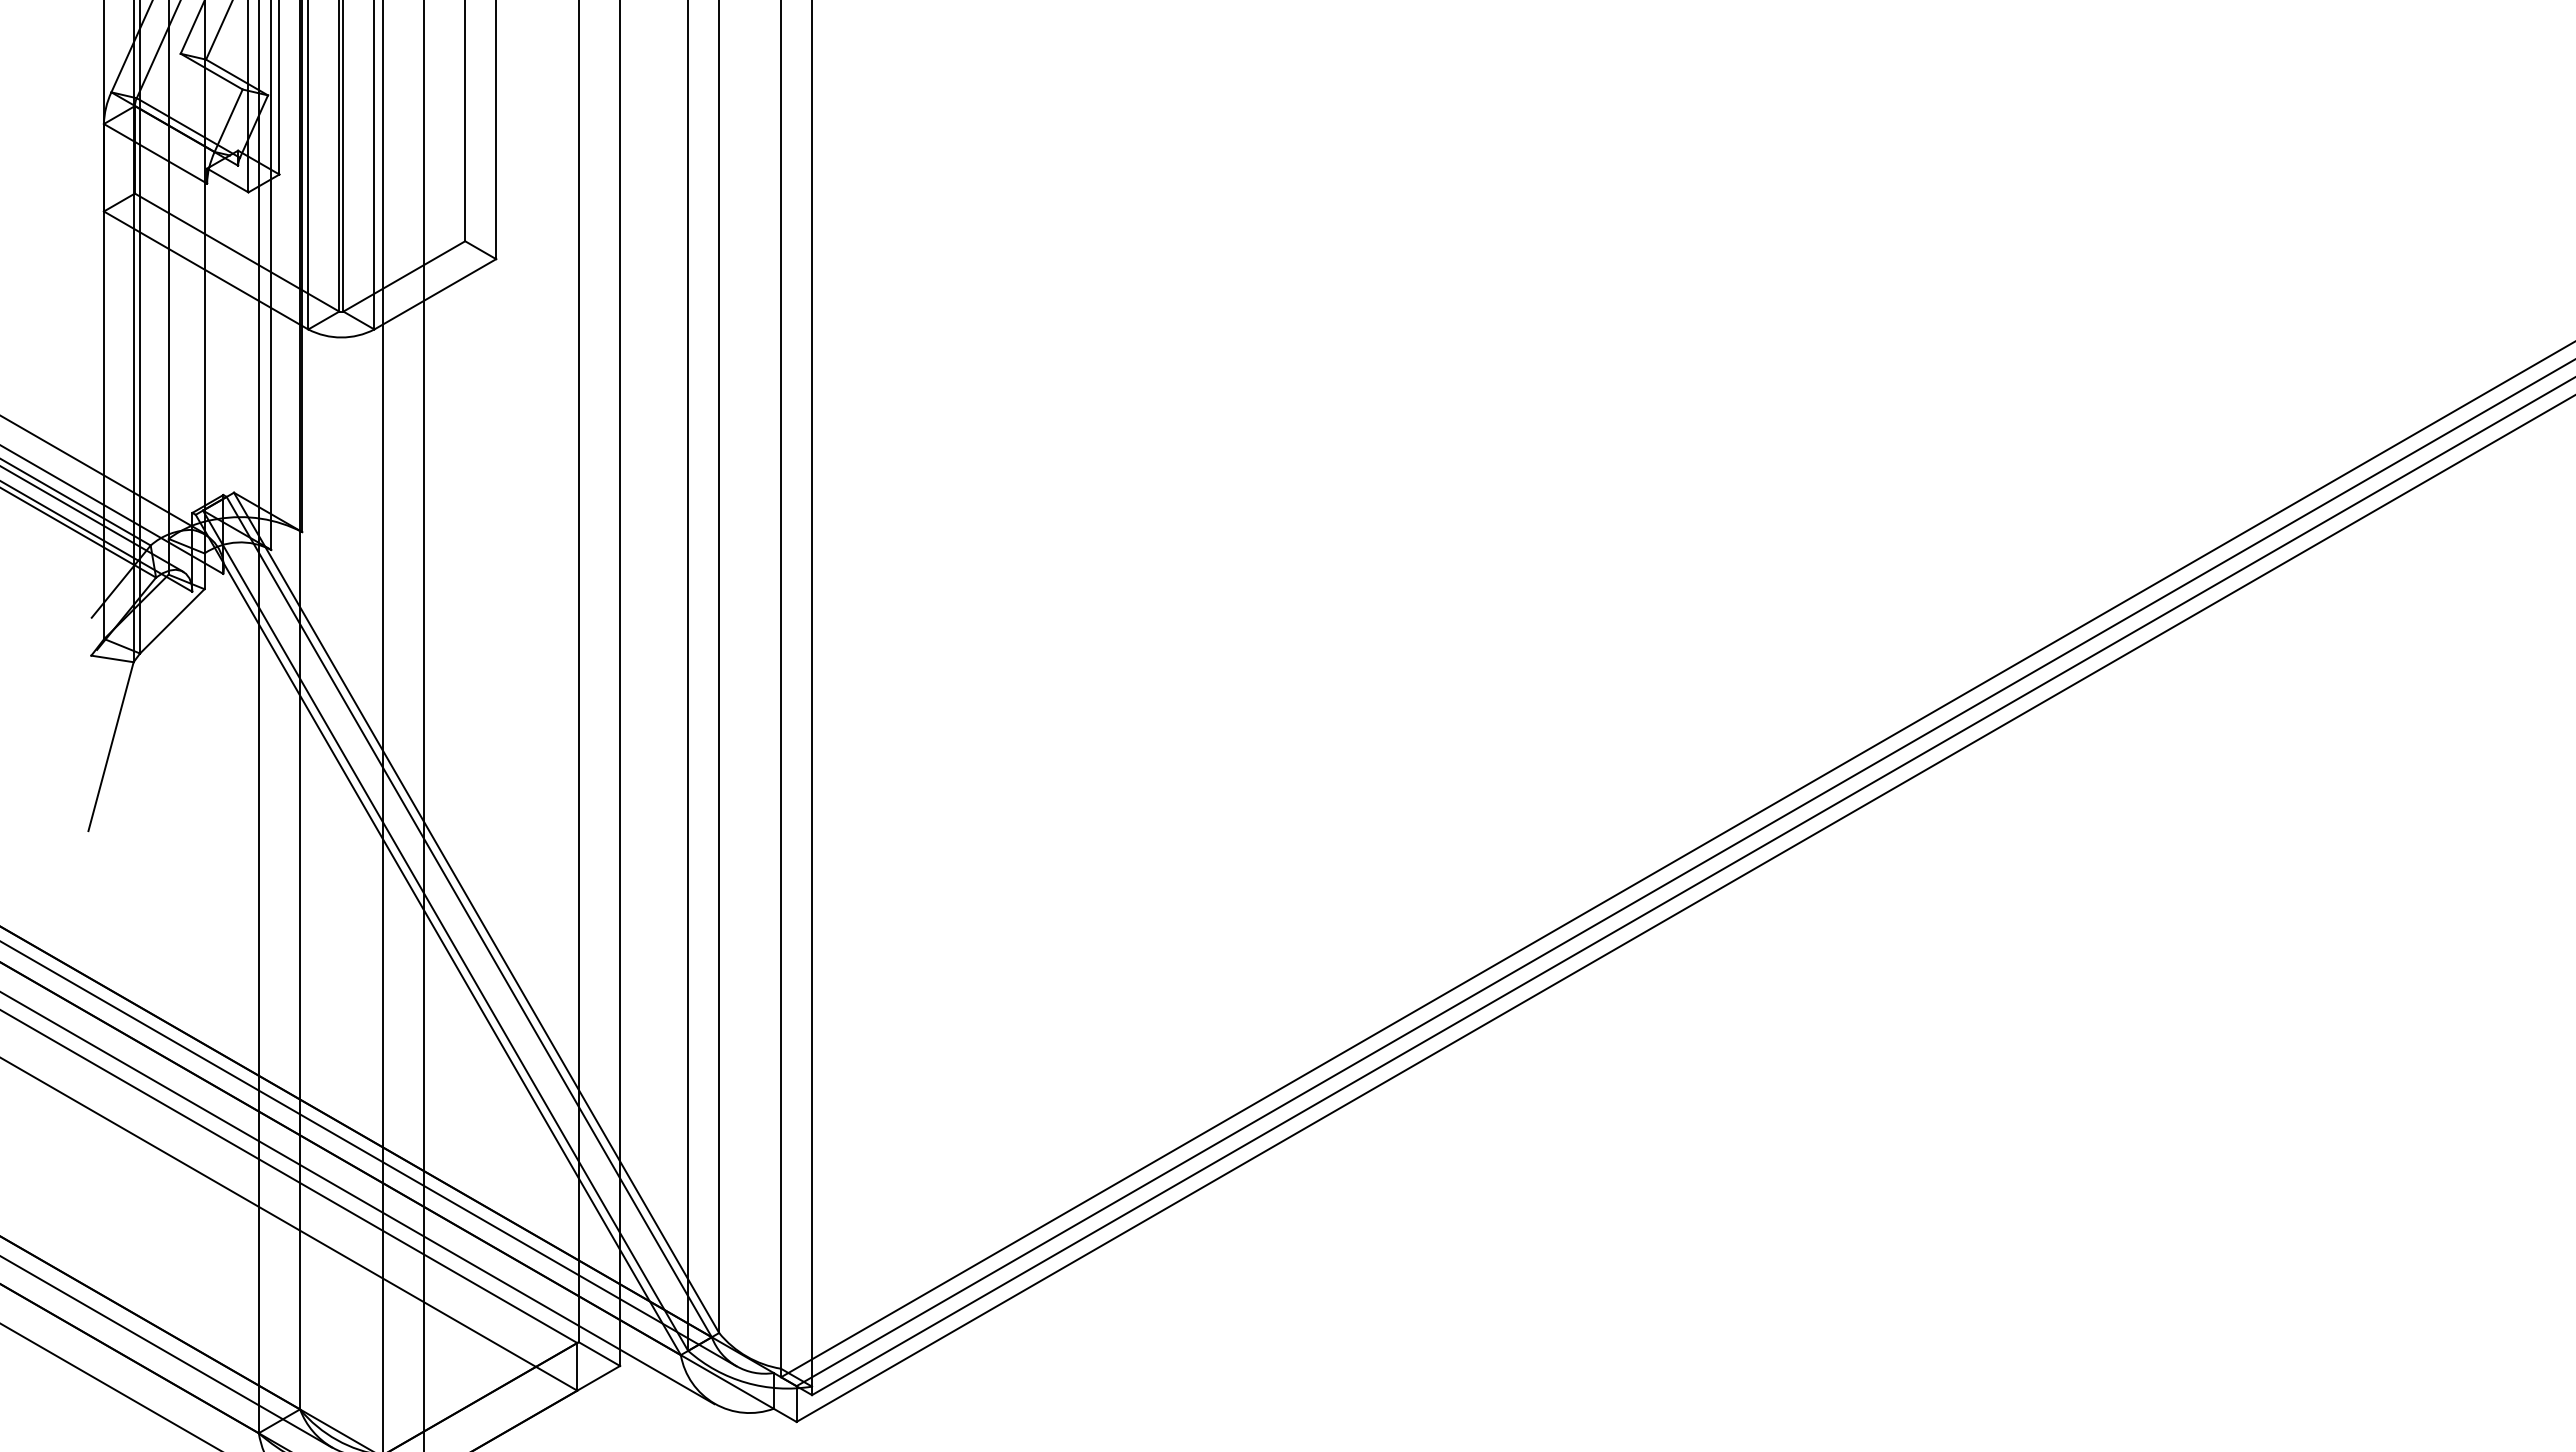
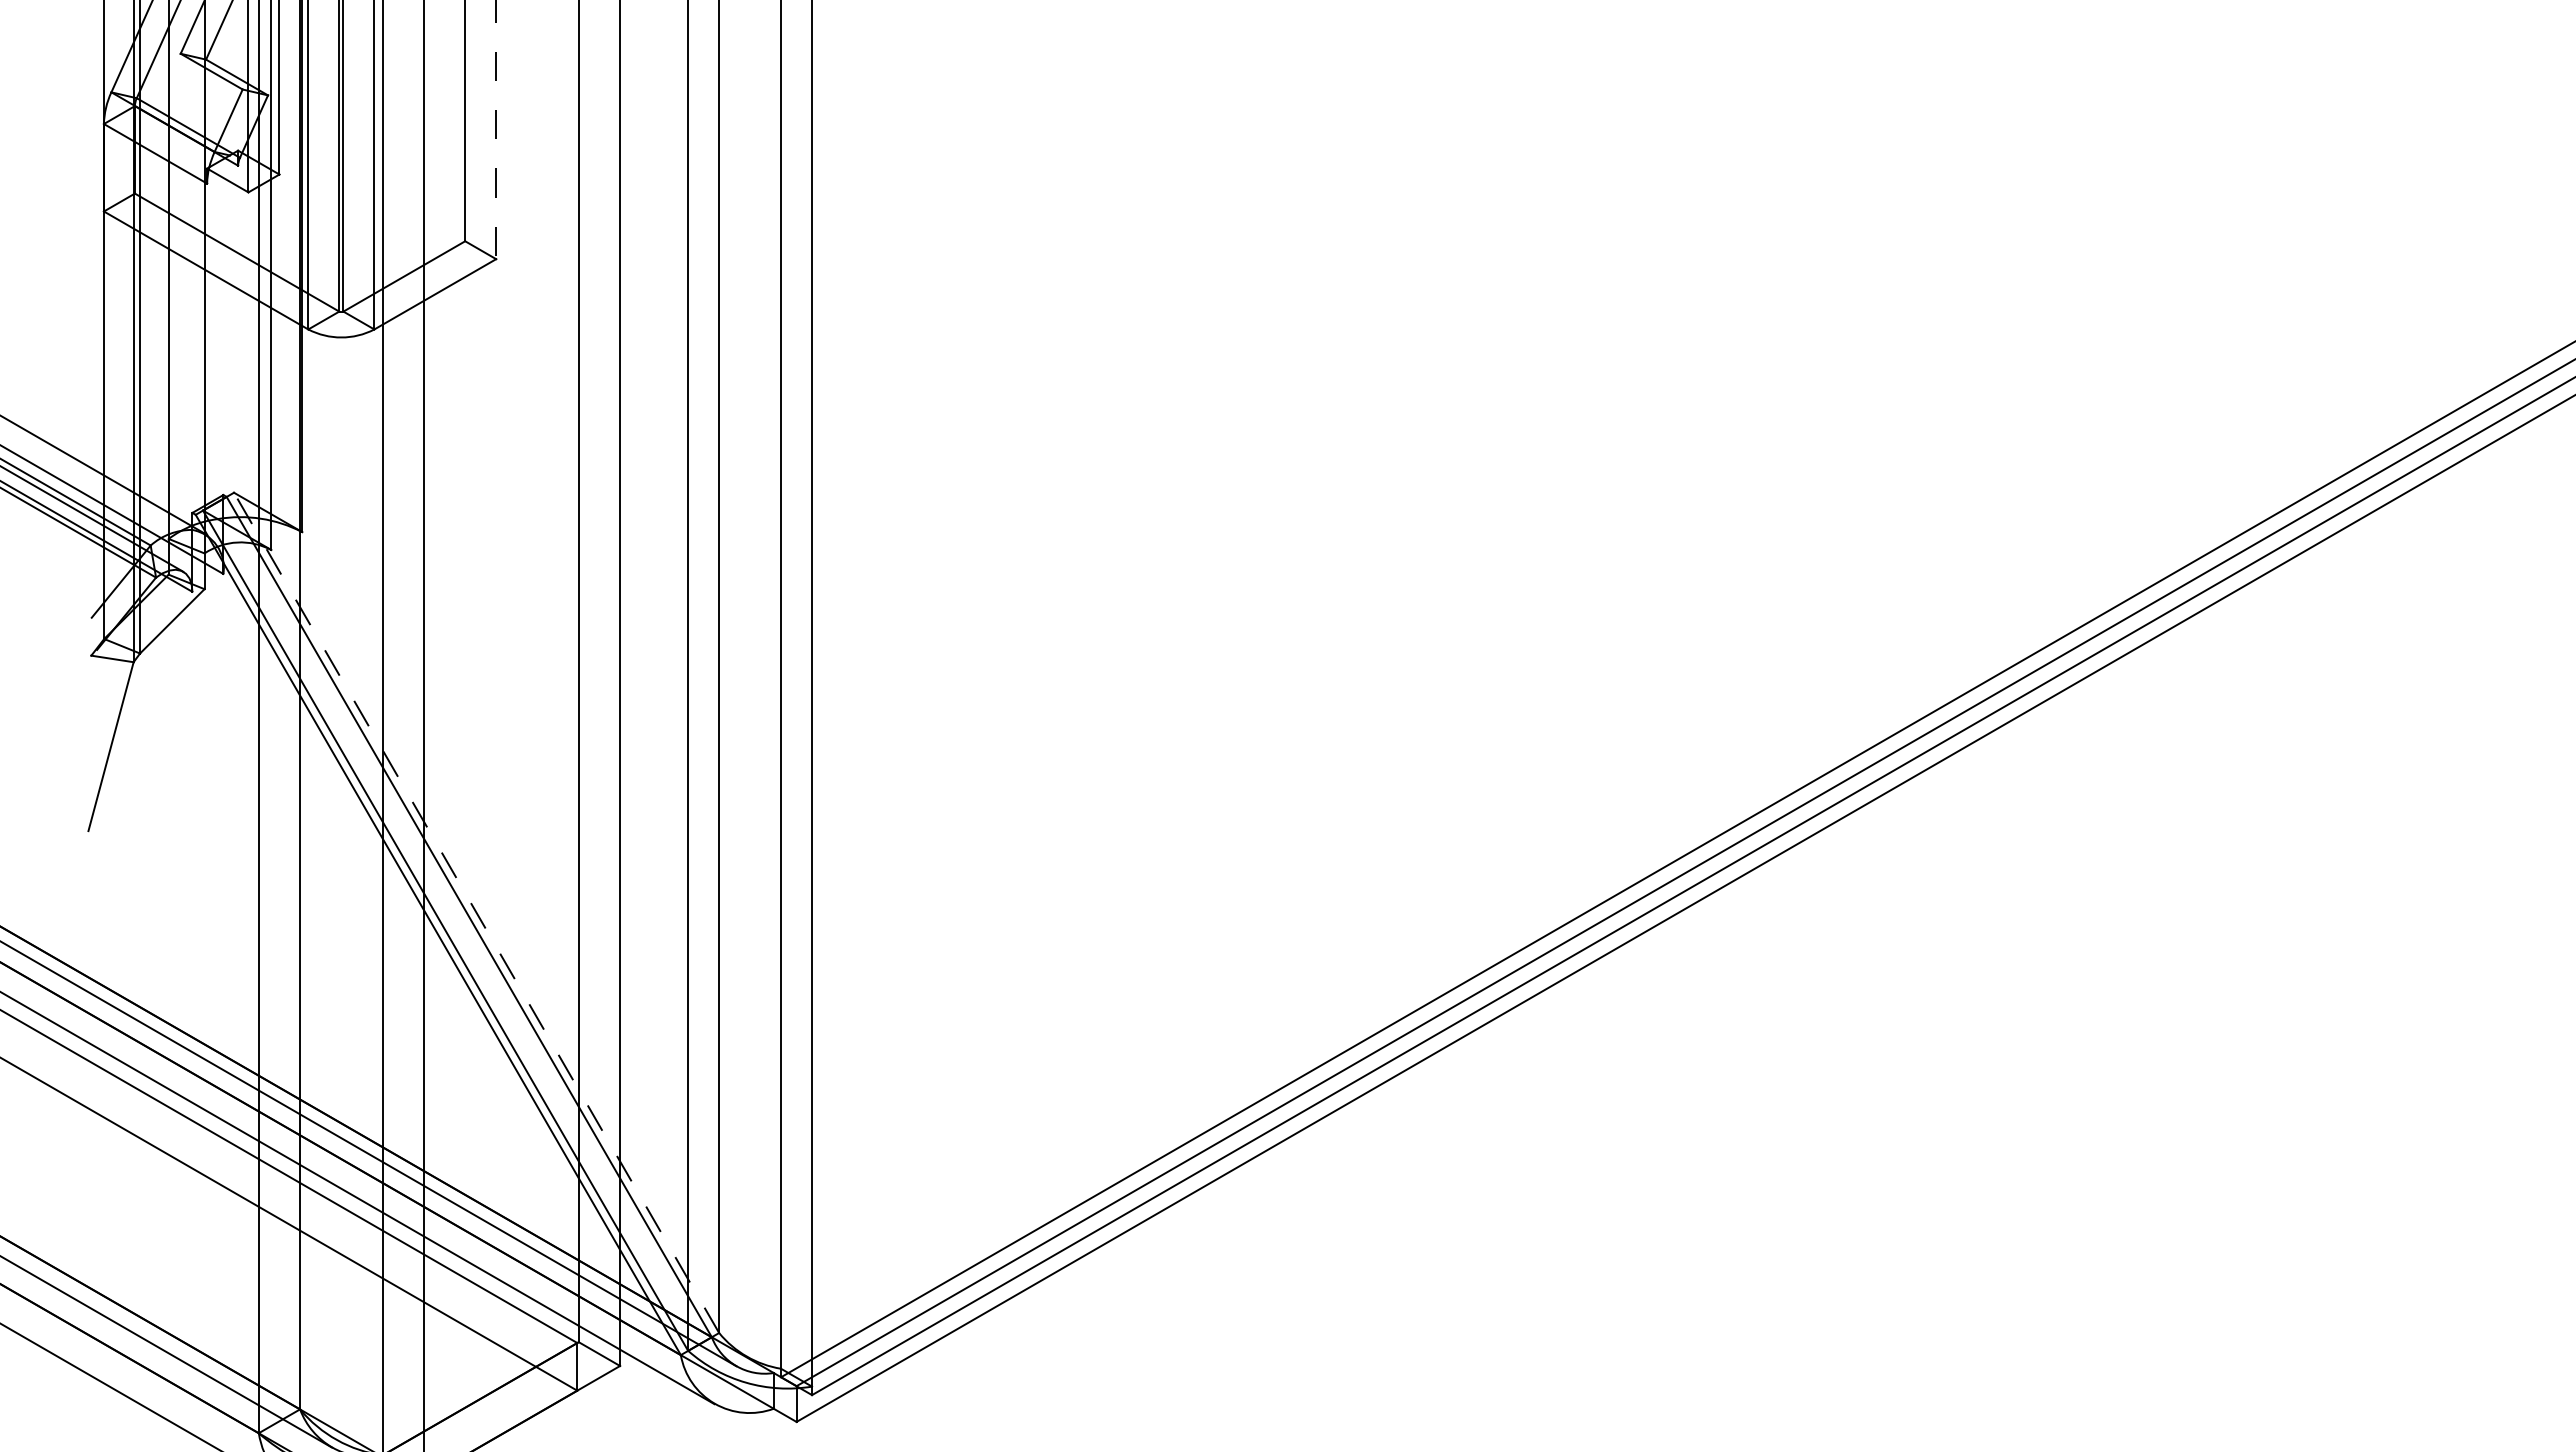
line: solid -> dashed (496, 130)
line: solid -> dashed (476, 912)
